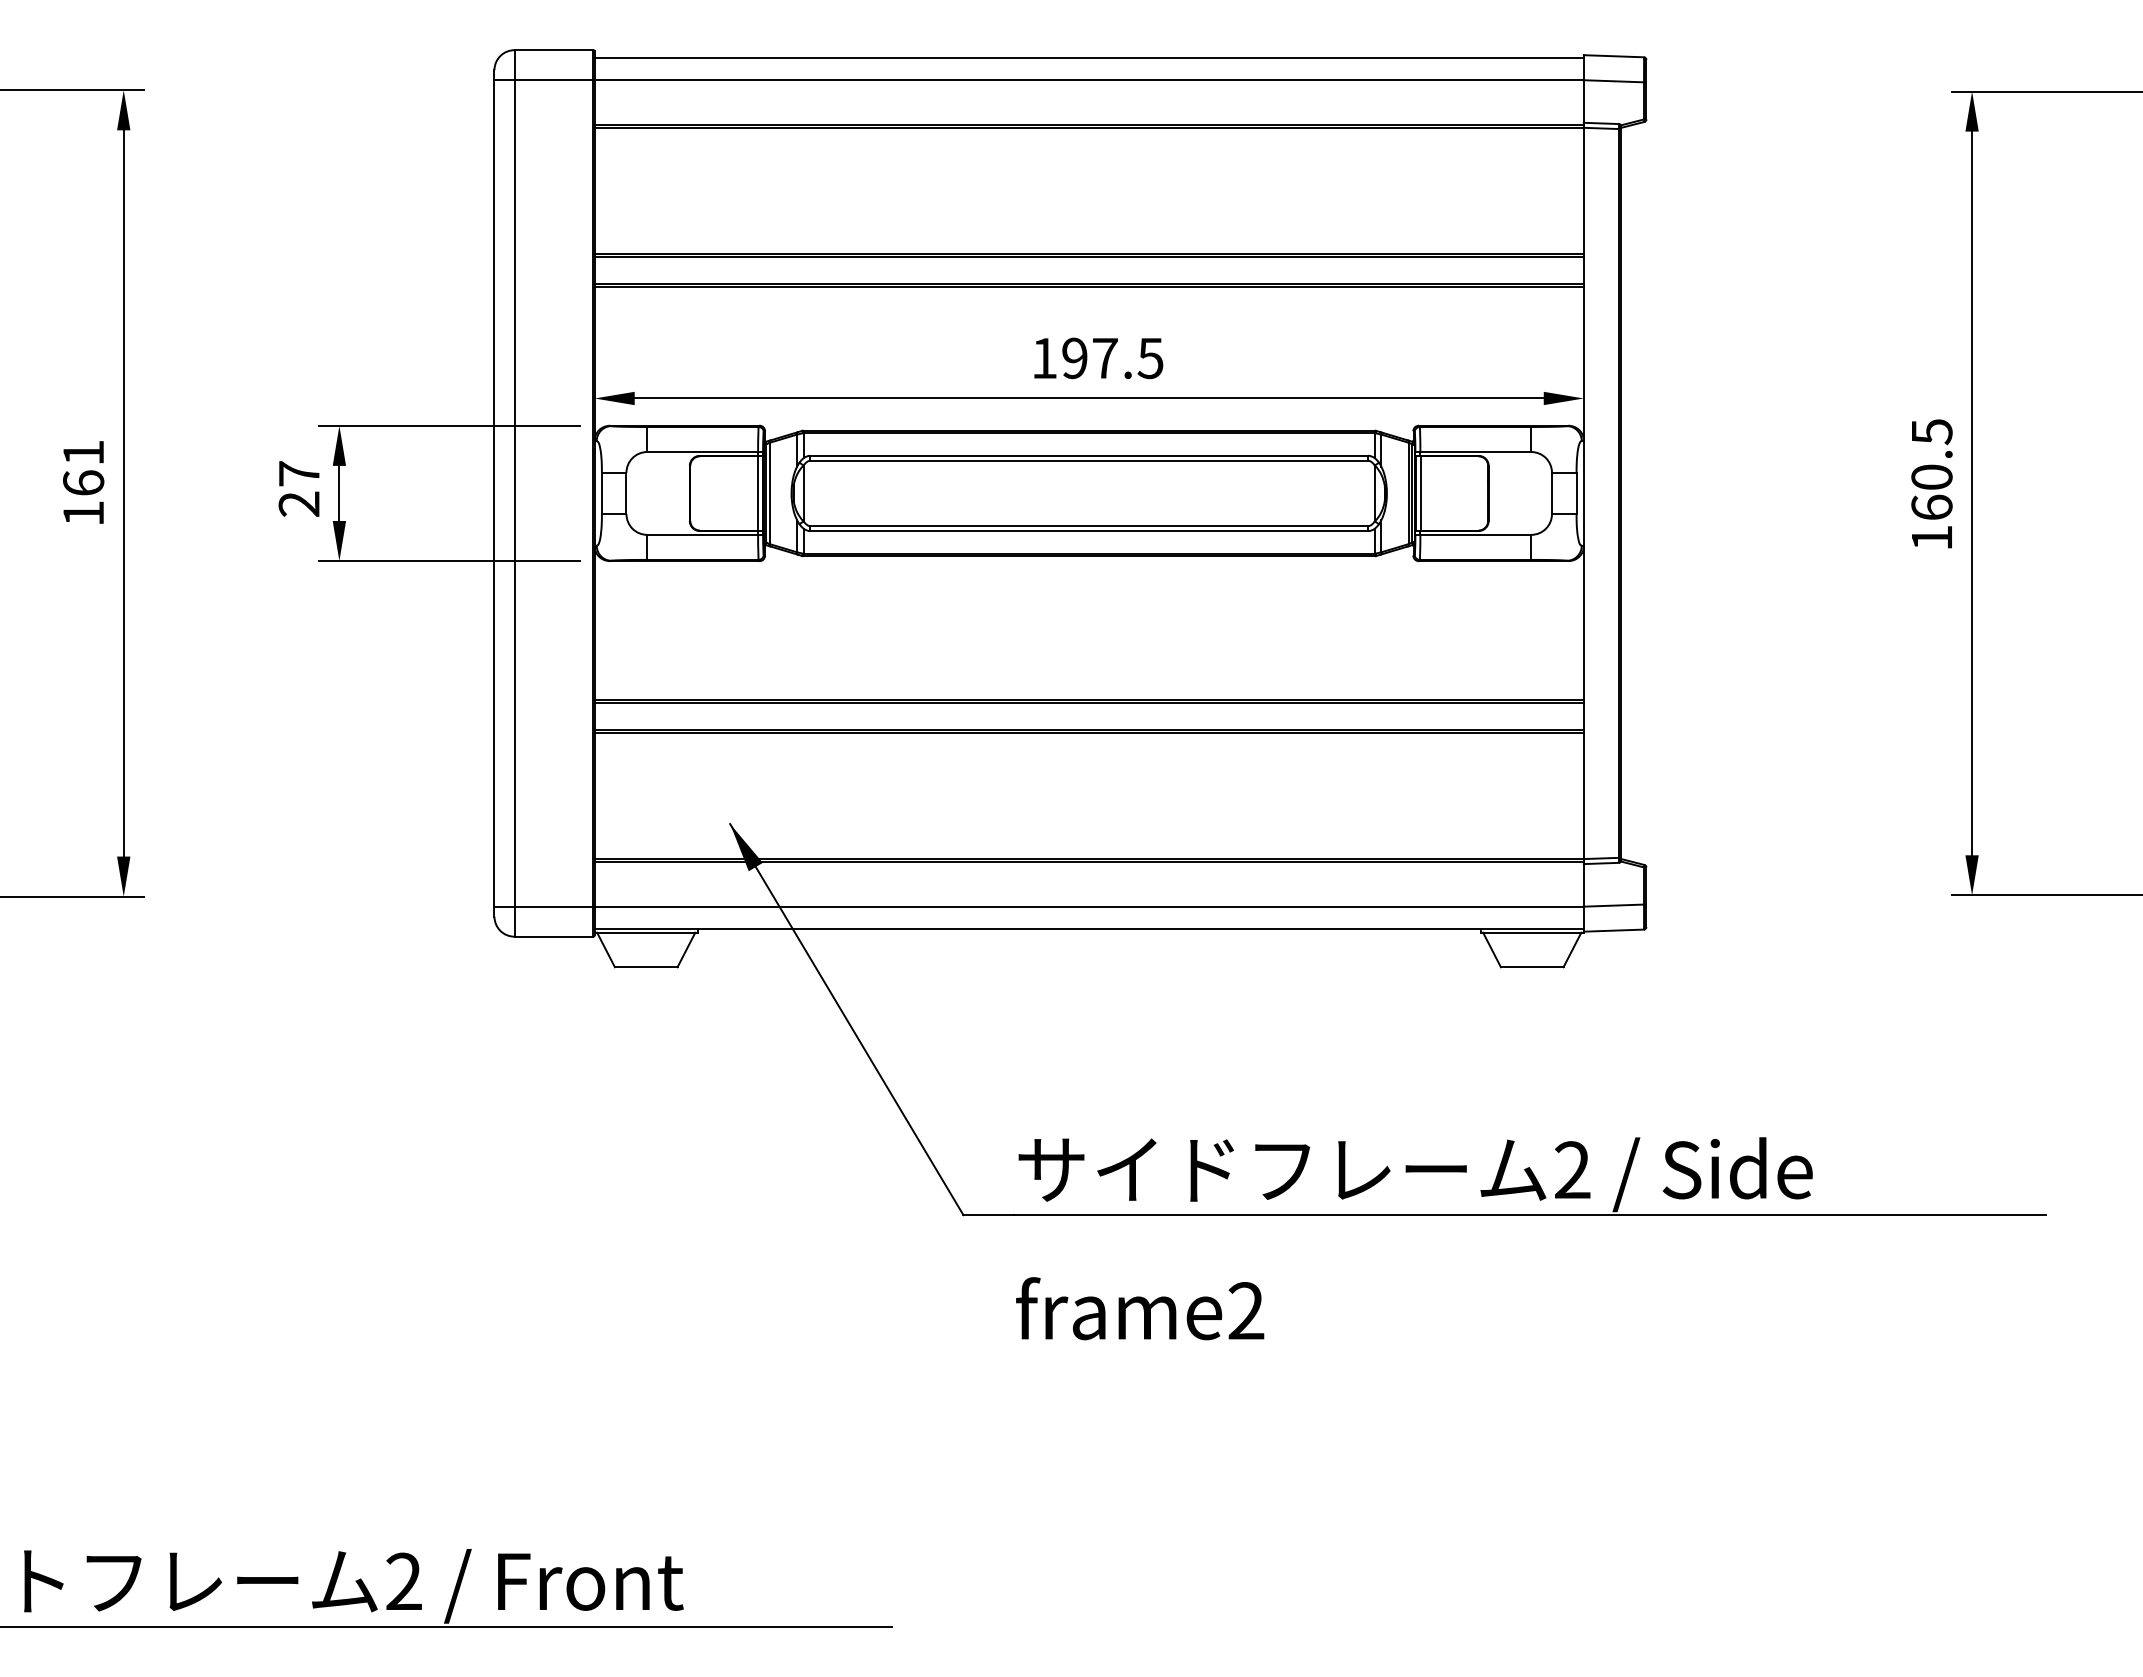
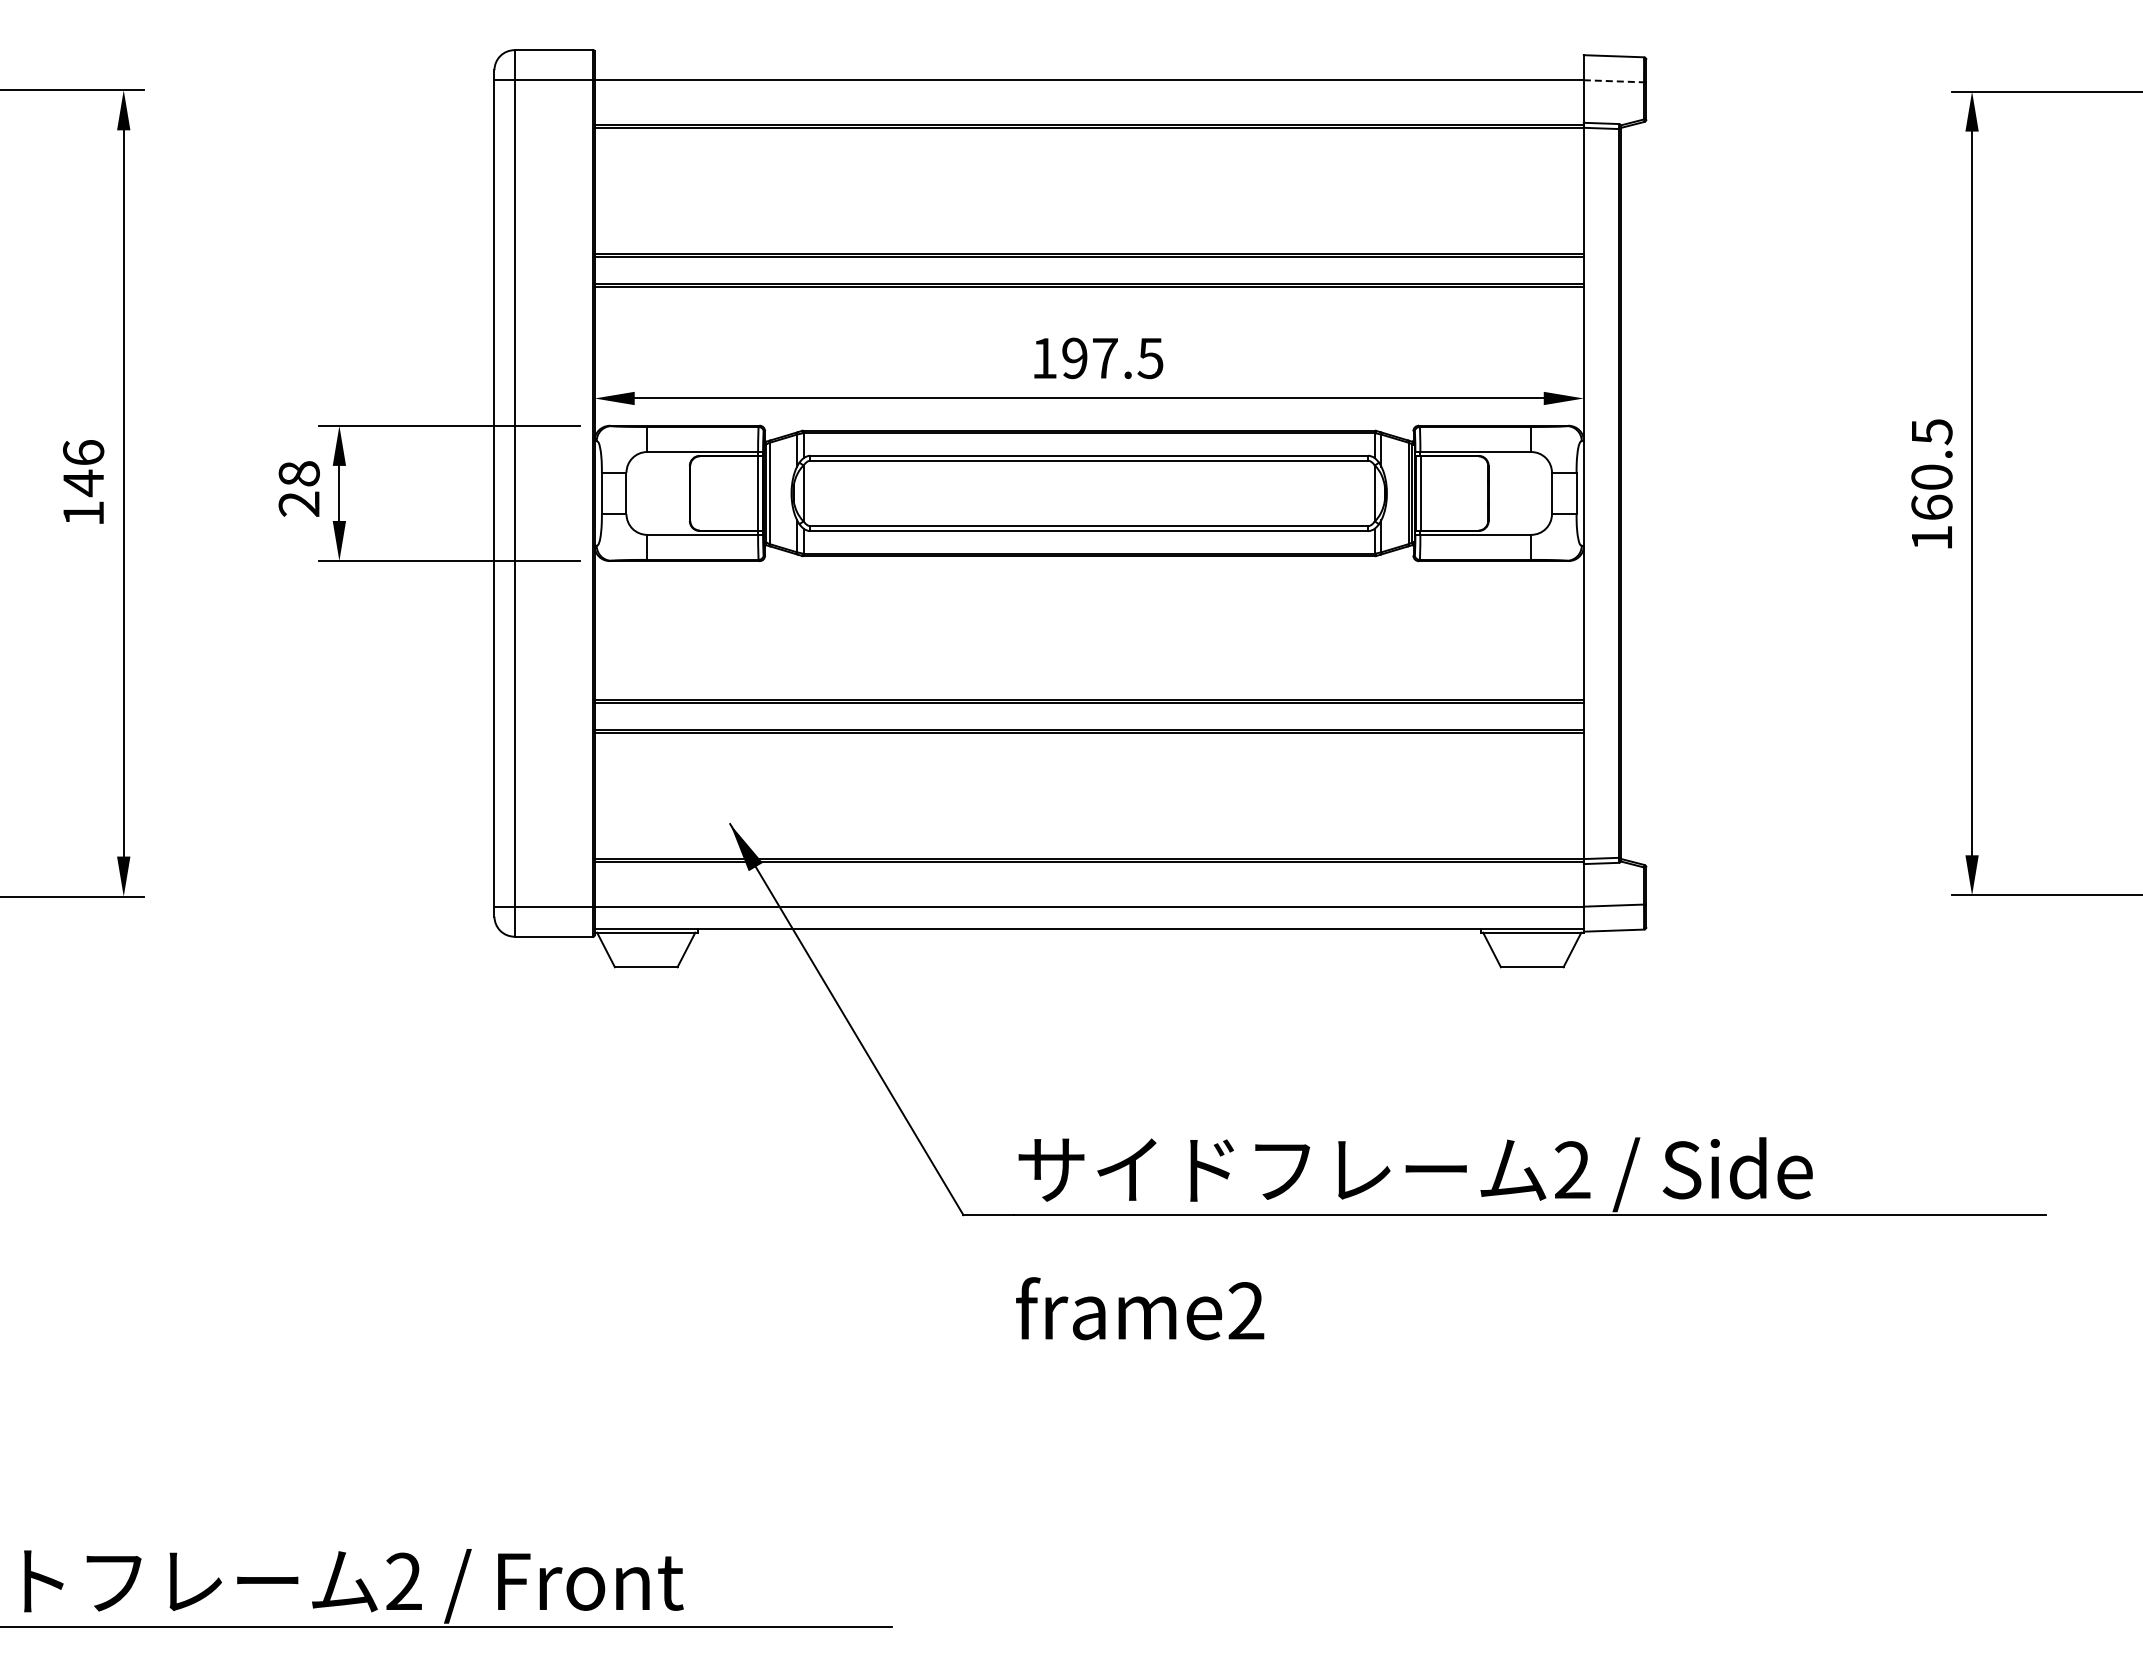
line: present -> none (1088, 57)
line: solid -> dashed (1614, 81)
text: 161 -> 146 (83, 468)
text: 27 -> 28 (298, 473)
